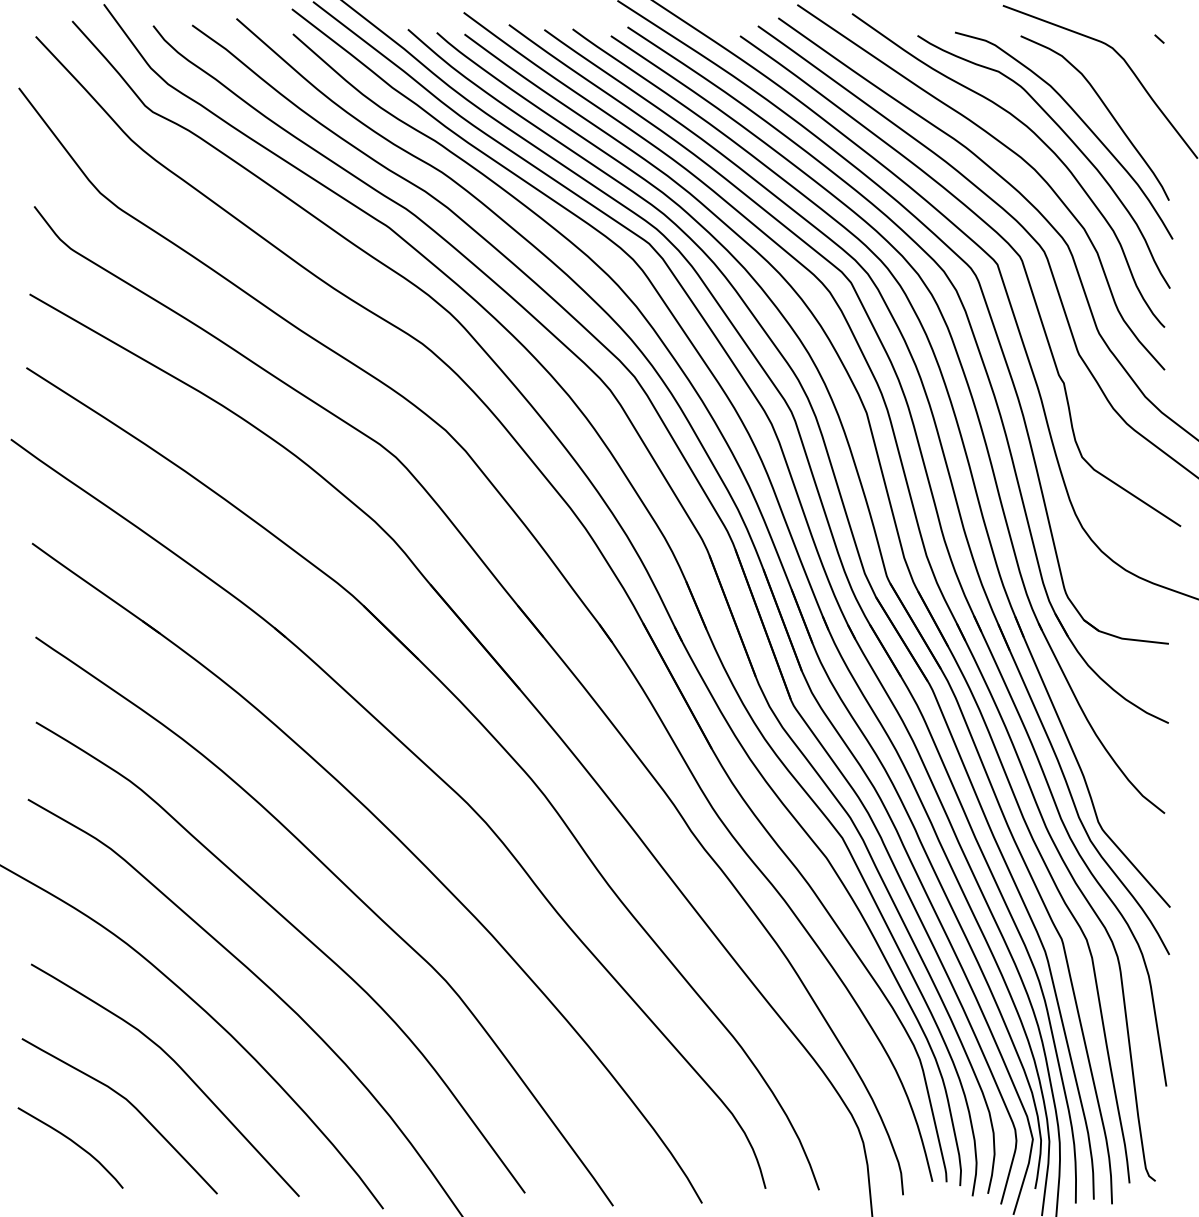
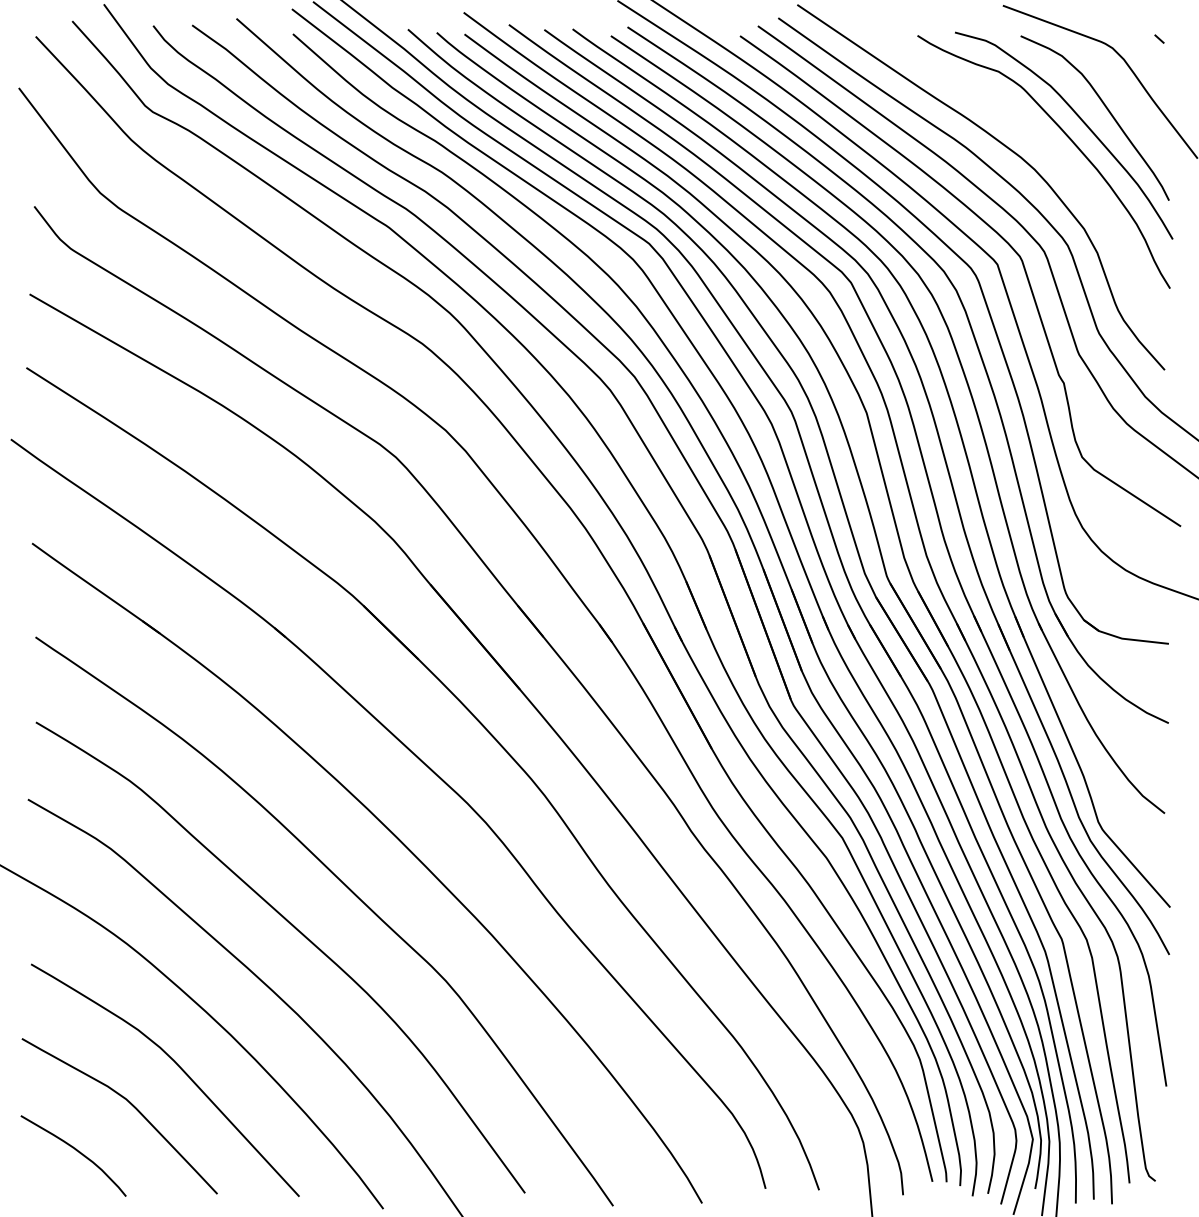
curve: present -> none (1039, 139)
curve position: (73, 1143) -> (76, 1151) (76, 1151)
